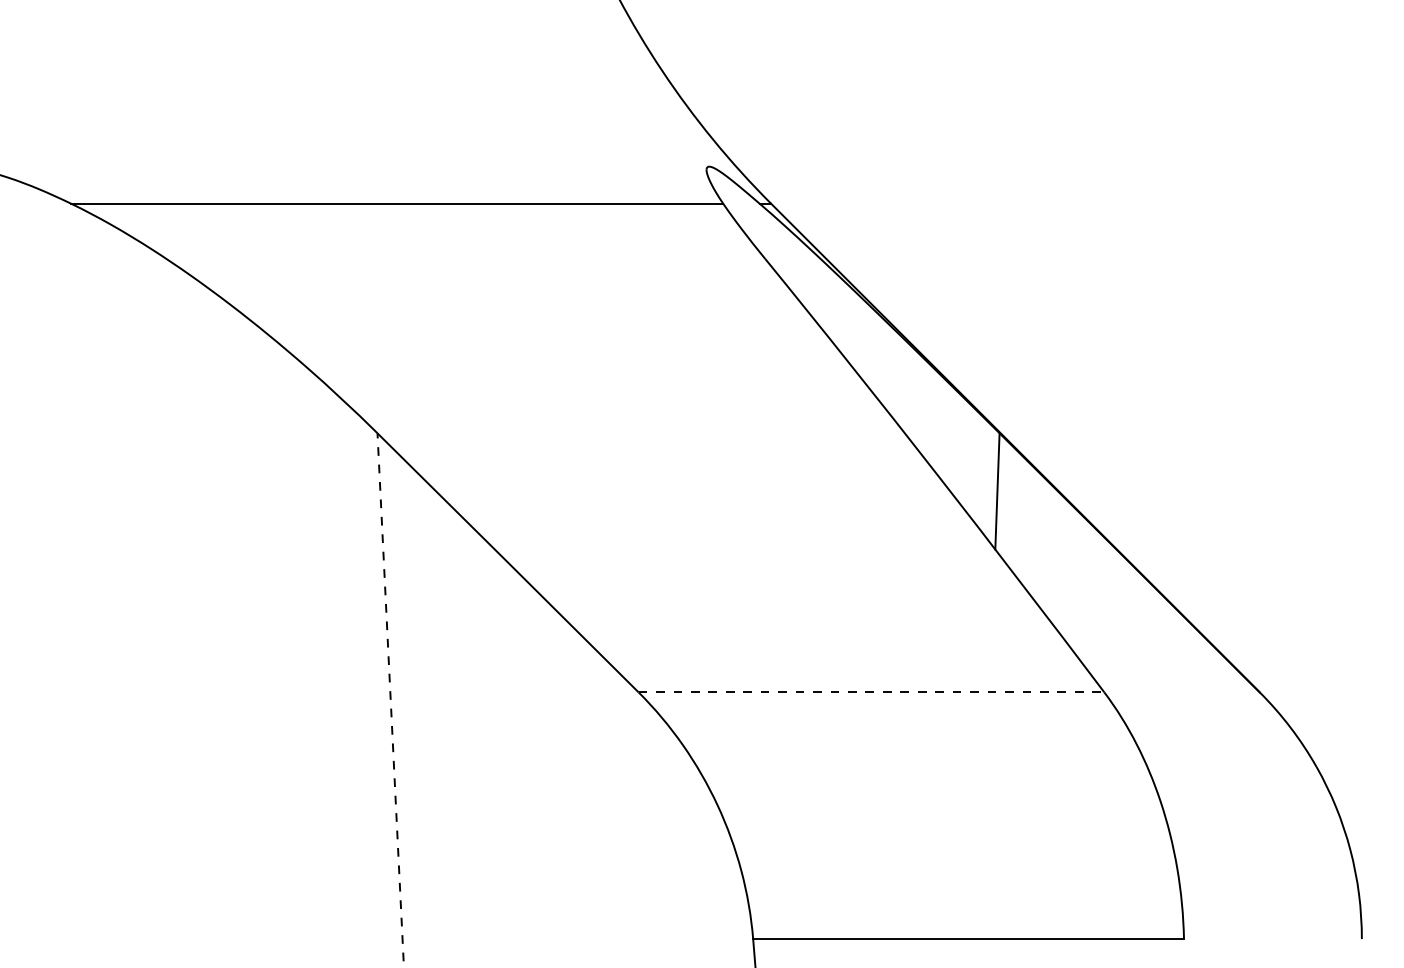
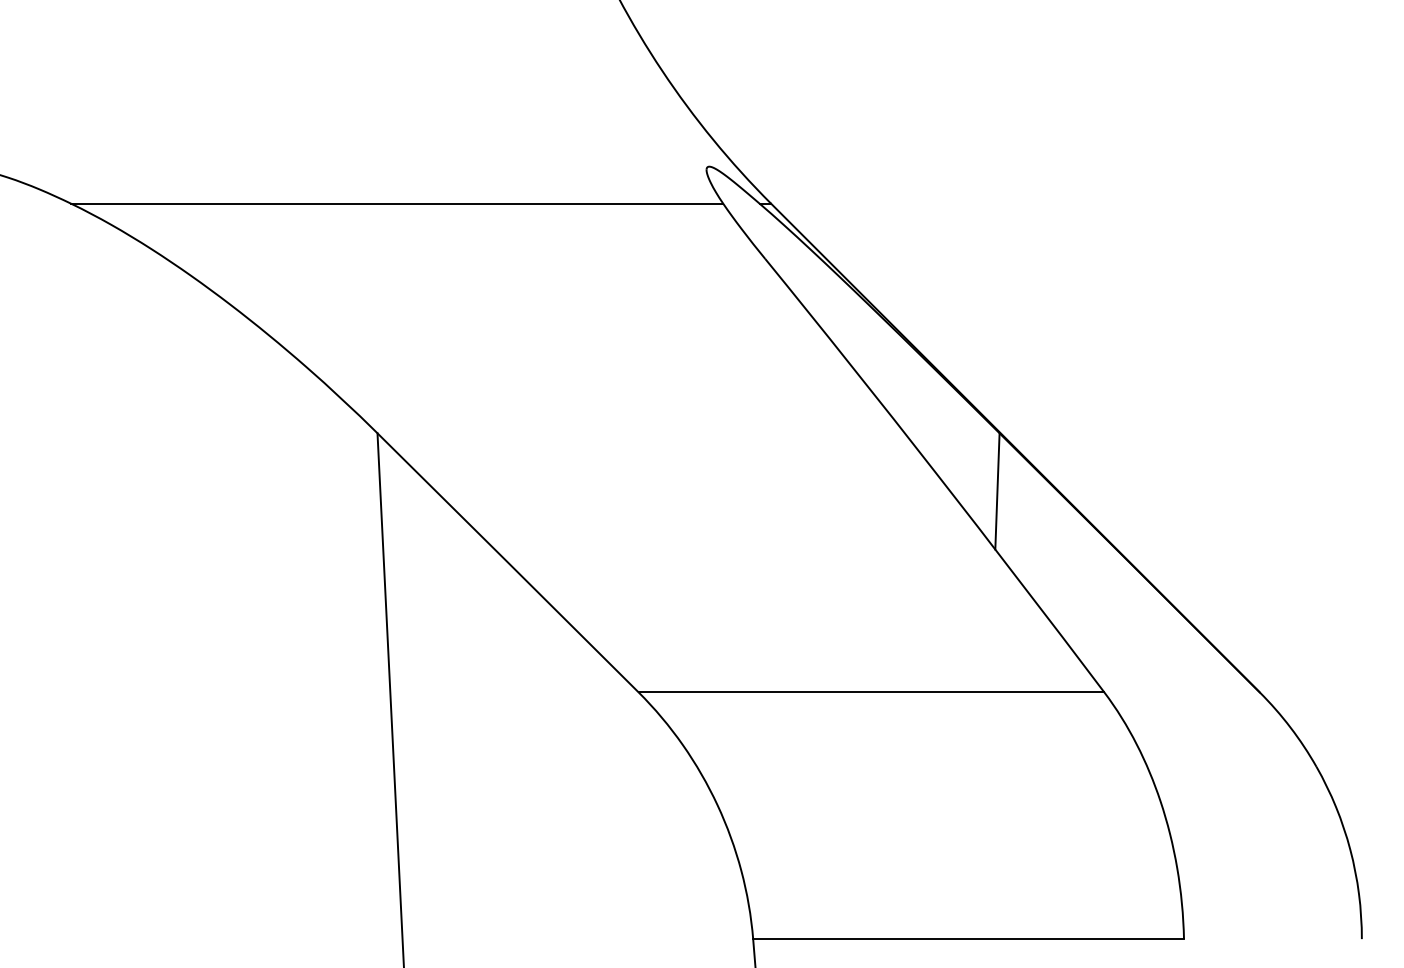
line: dashed -> solid (871, 692)
line: dashed -> solid (390, 699)
